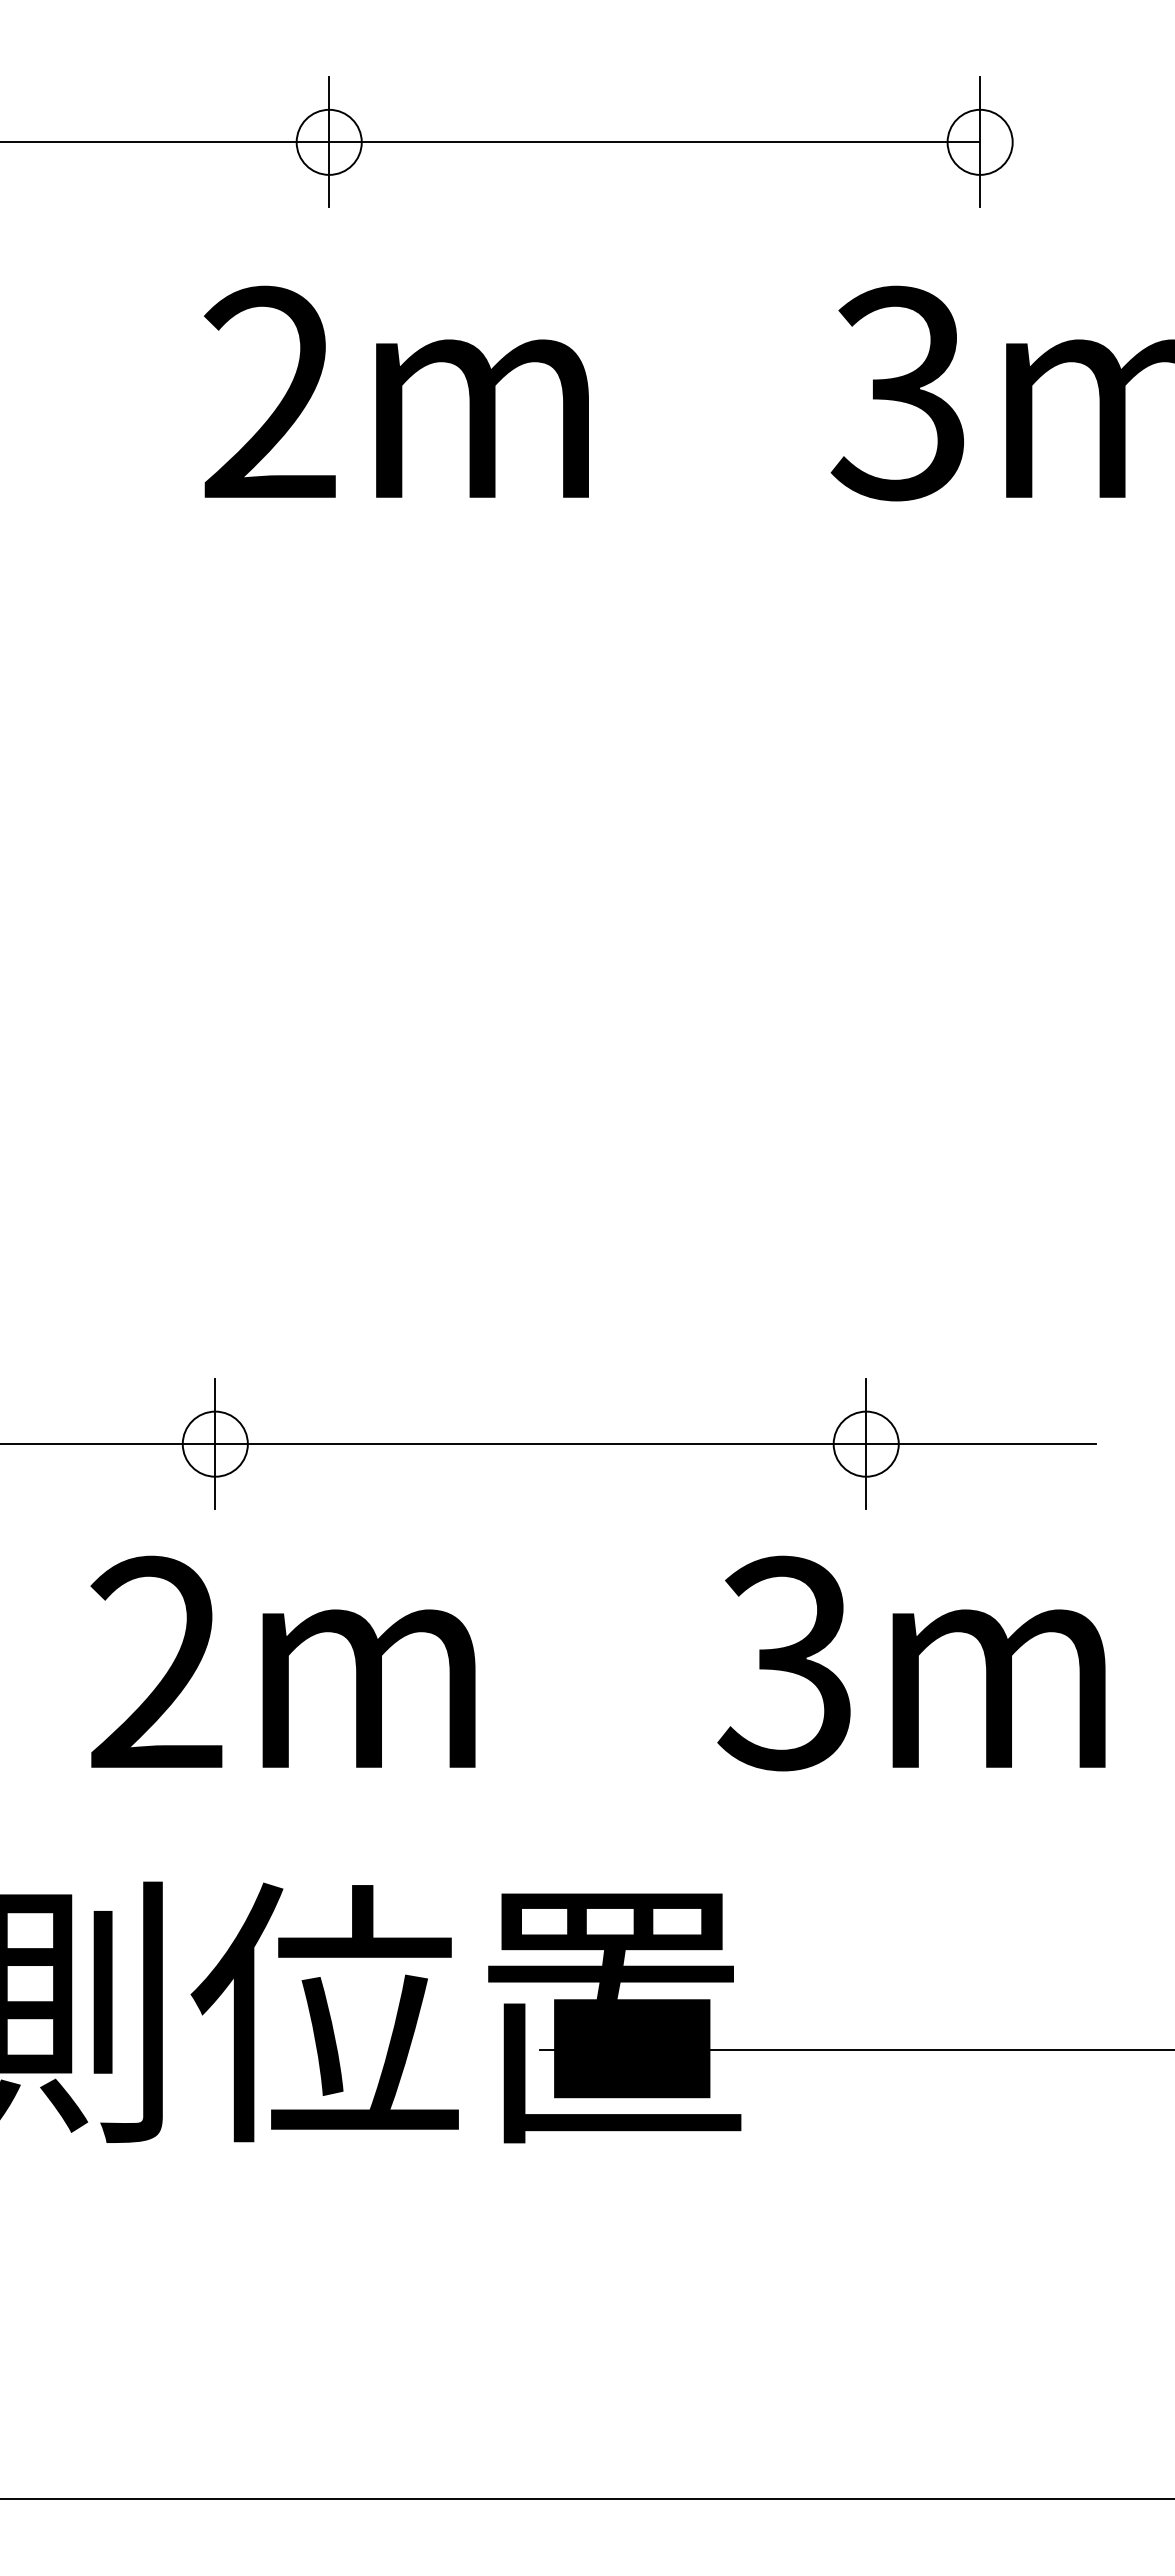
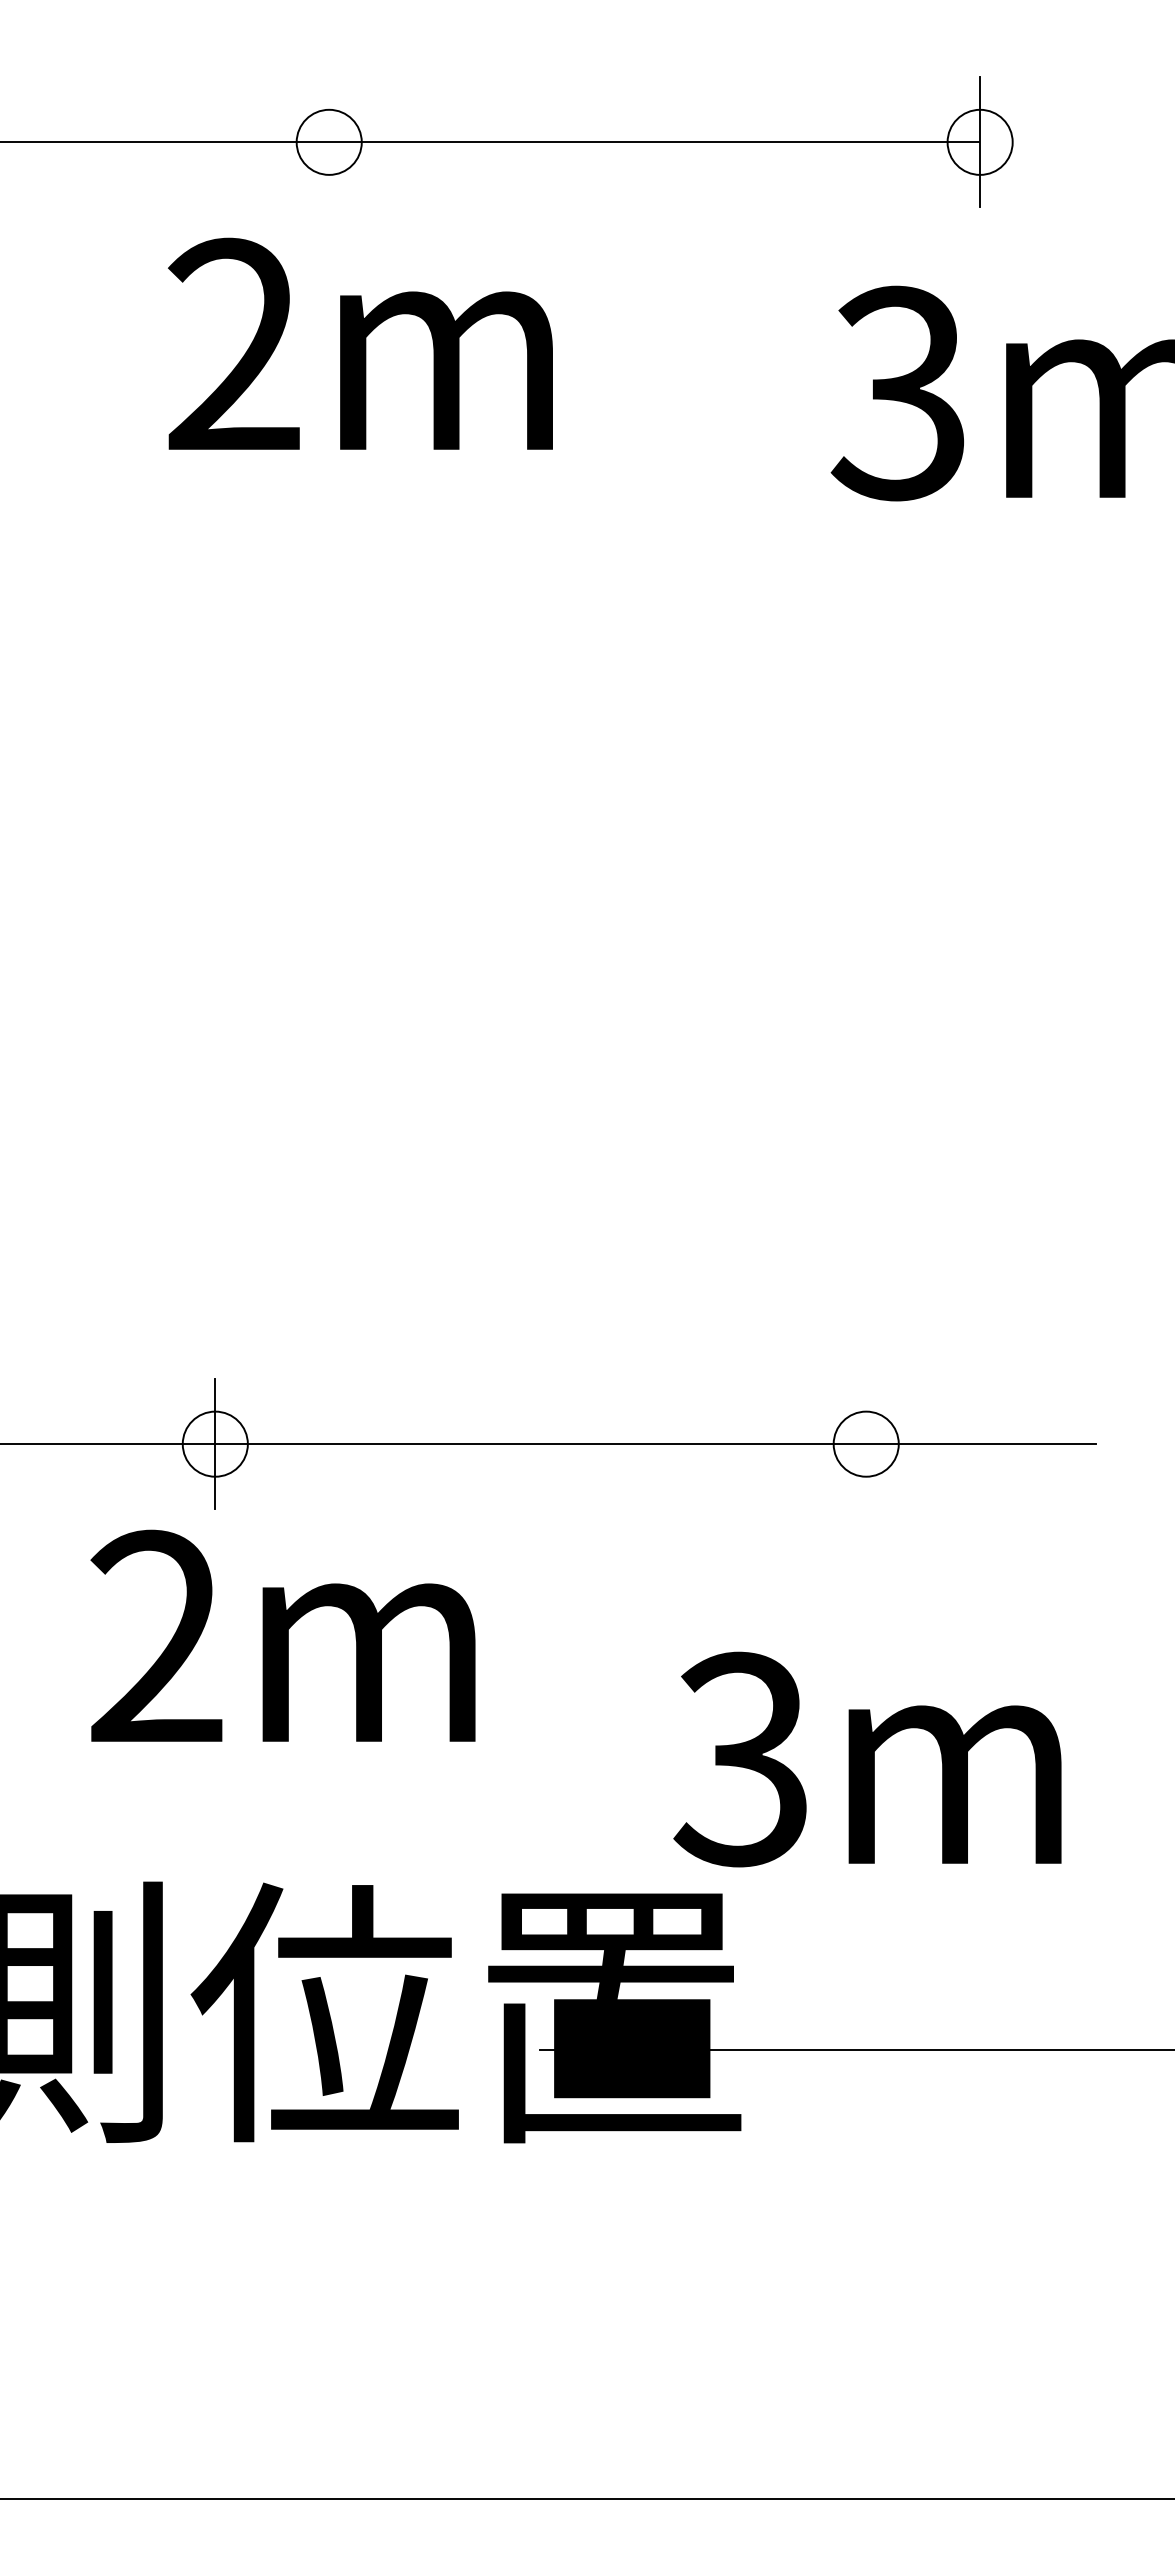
line: present -> none (329, 142)
text position: (396, 391) -> (360, 343) (360, 343)
line: present -> none (866, 1444)
text position: (282, 1661) -> (282, 1635) (282, 1635)
text position: (911, 1663) -> (867, 1759) (867, 1759)
